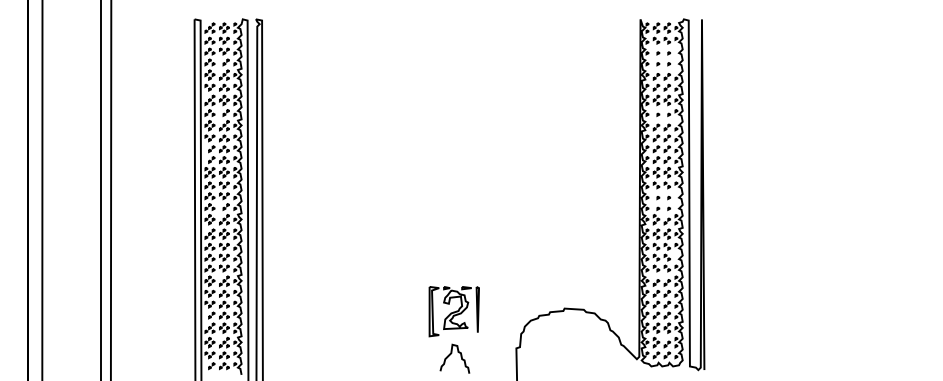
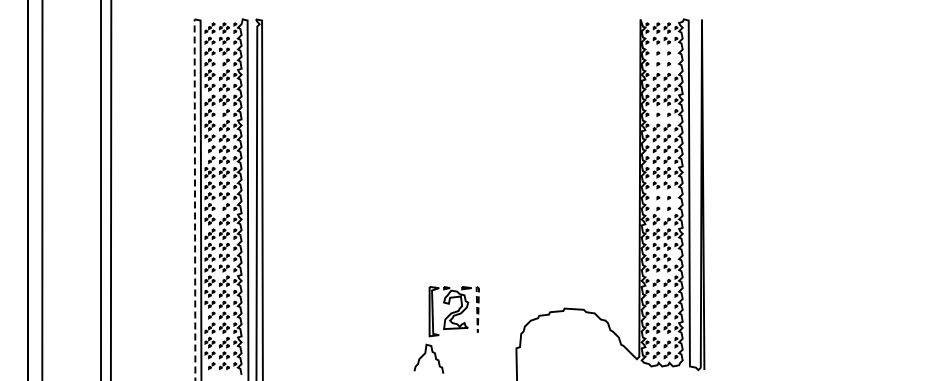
line: solid -> dashed (195, 200)
line: solid -> dashed (477, 331)
curve position: (451, 354) -> (425, 354) (425, 354)
